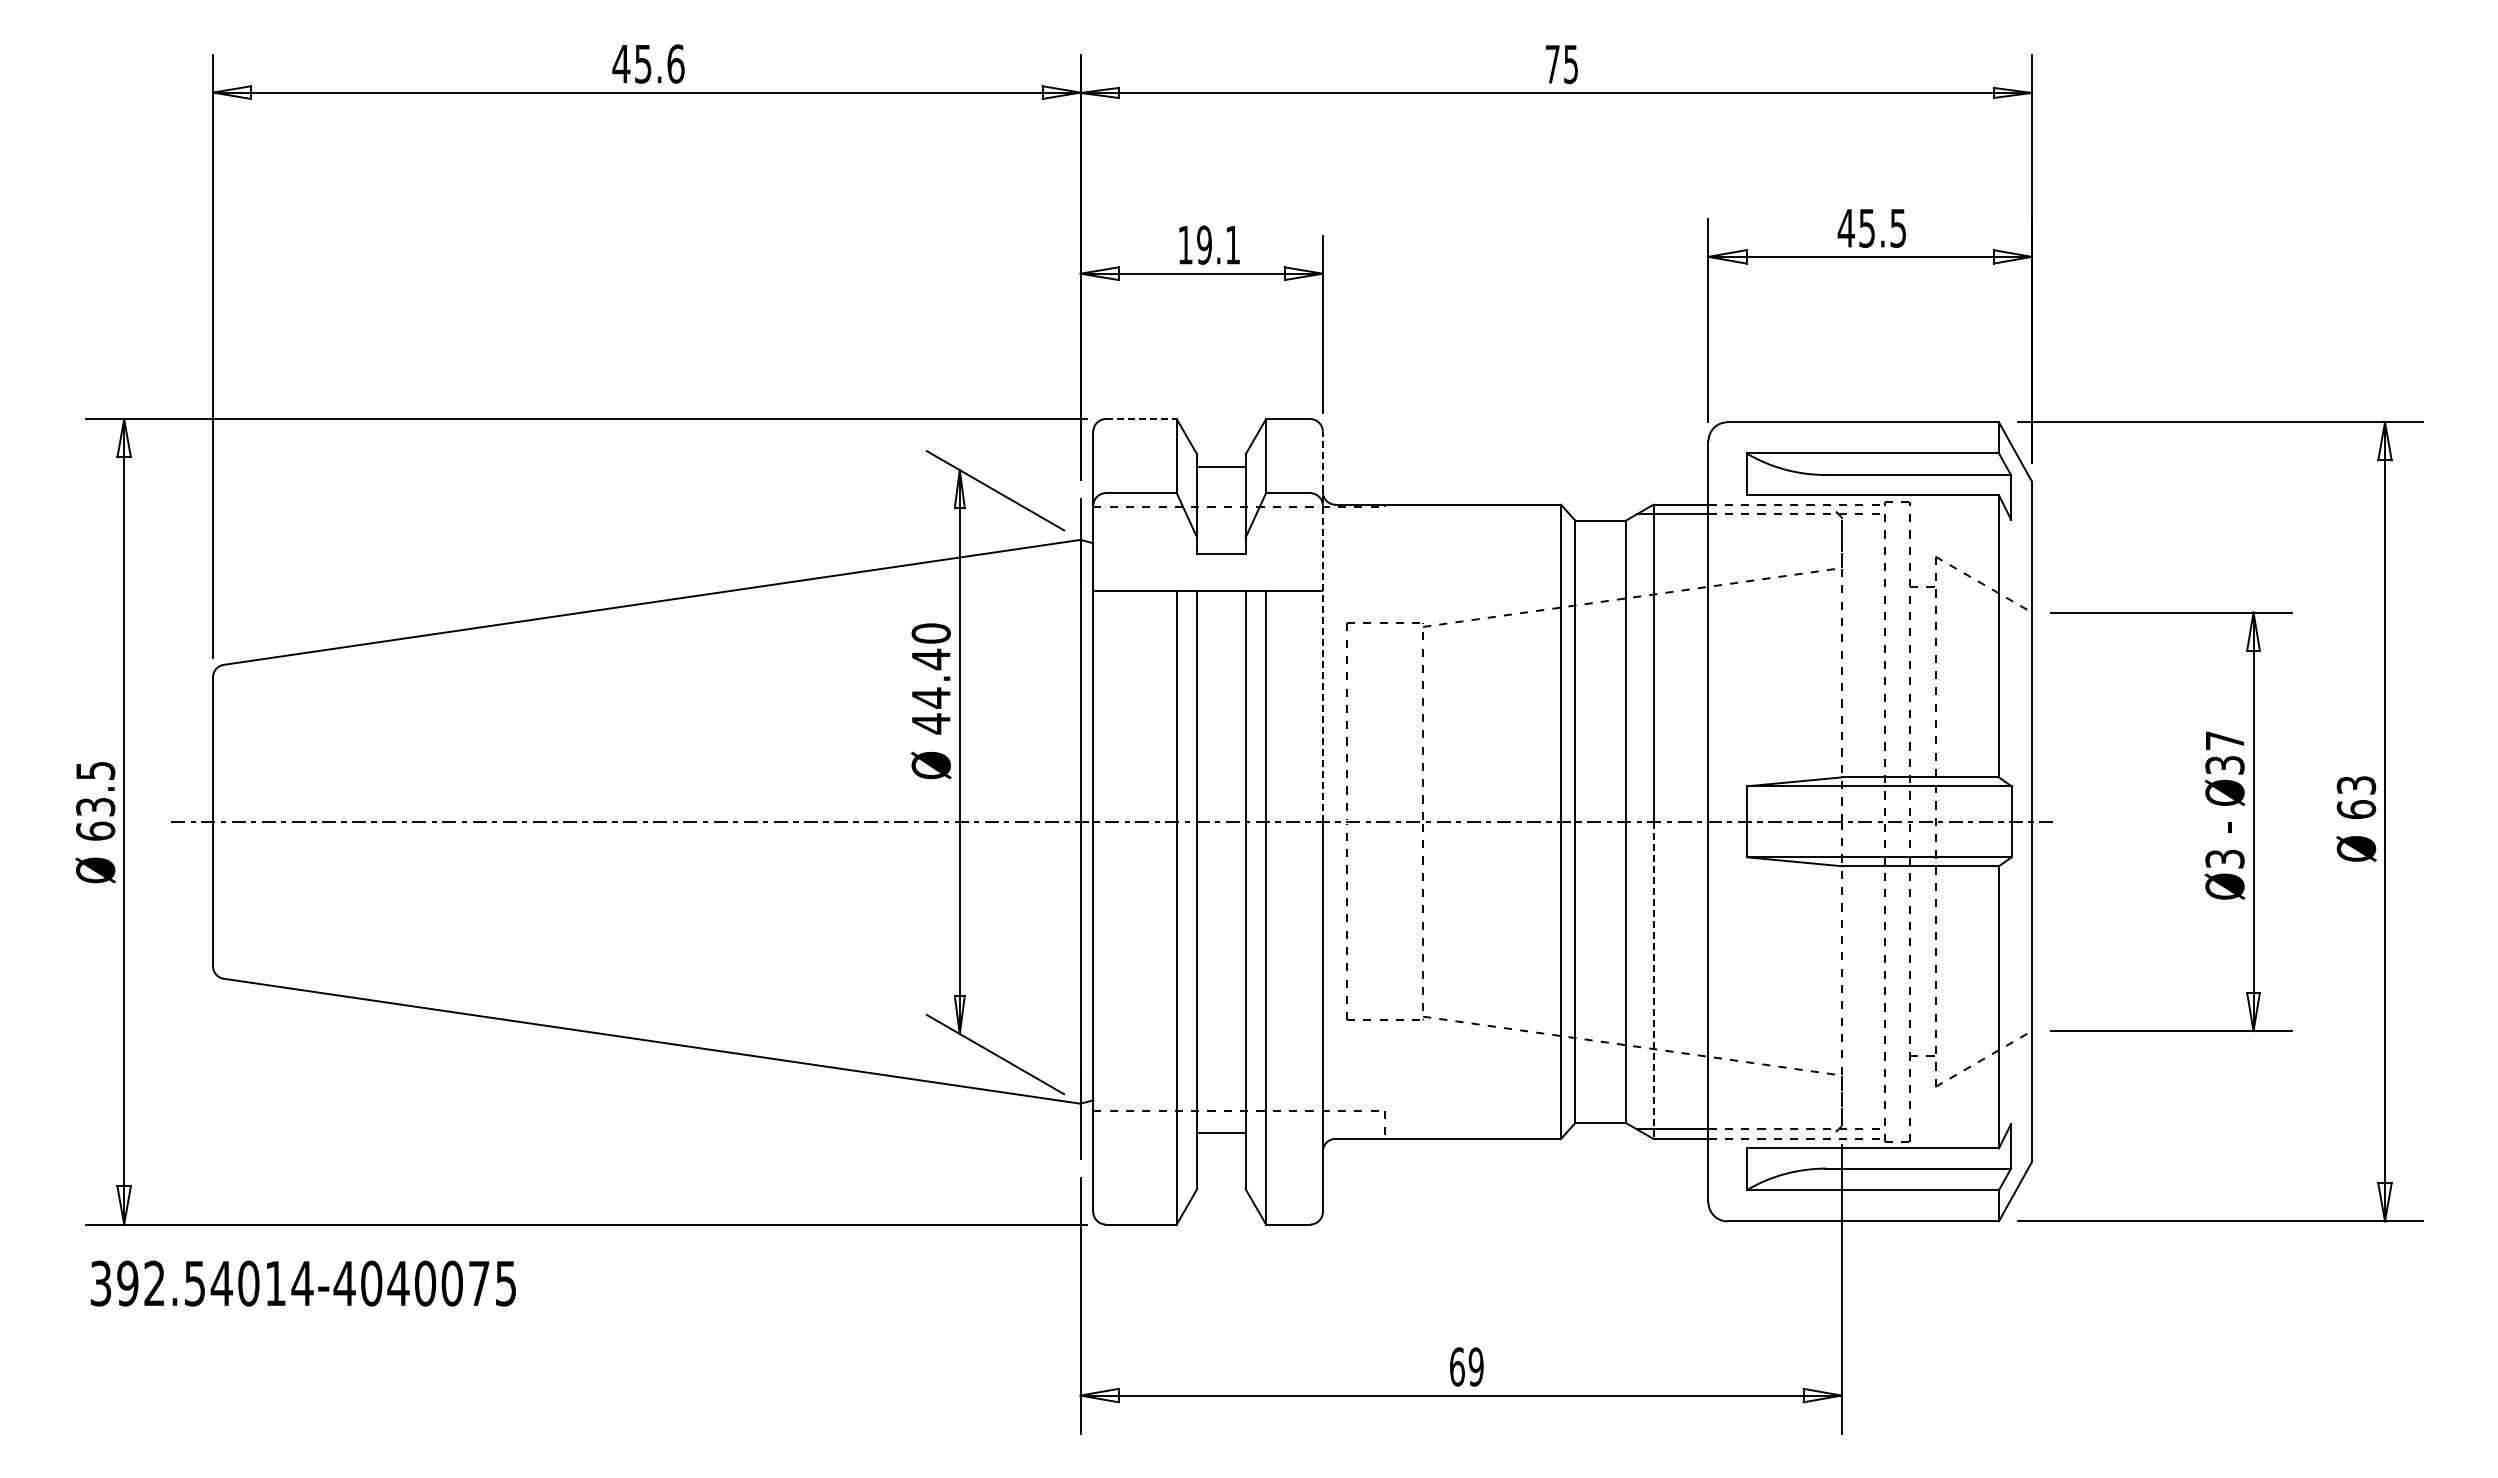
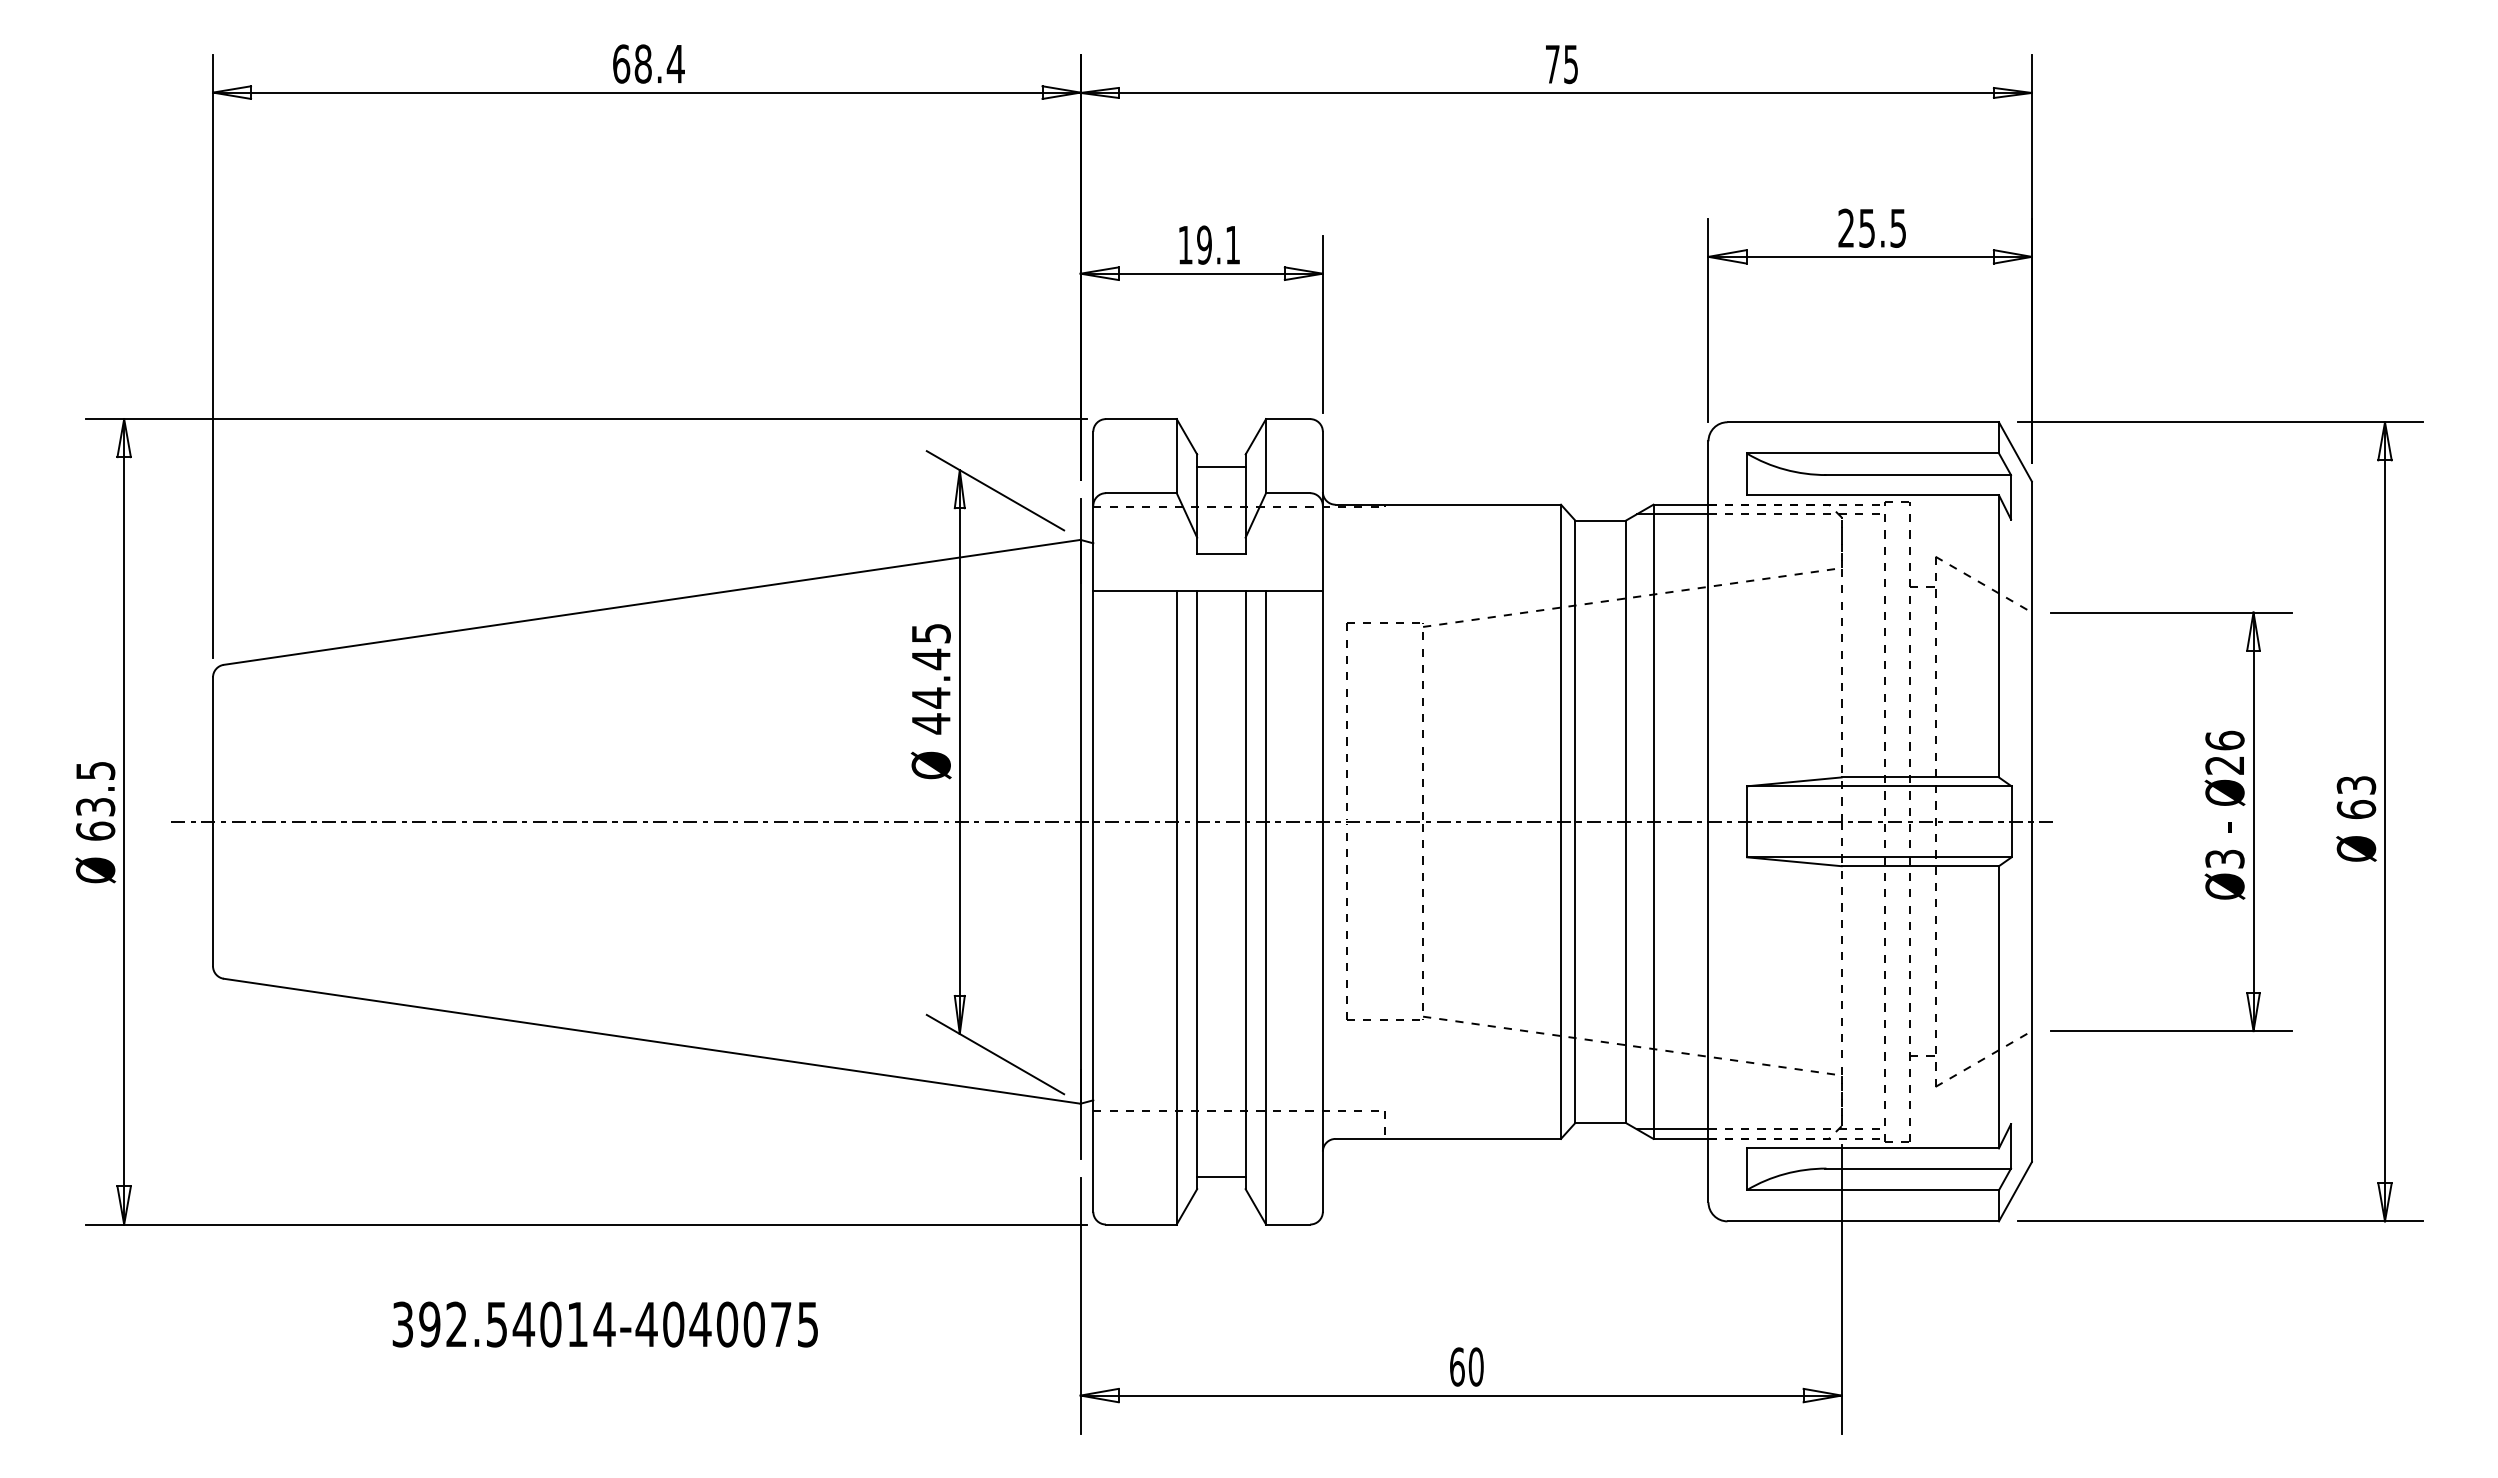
text: 45.6 -> 68.4 (648, 63)
text: 45.5 -> 25.5 (1845, 227)
line: dashed -> solid (1141, 419)
line: dashed -> solid (1322, 626)
text: 44.40 -> 44.45 (930, 633)
text: Ø37 -> Ø26 (2224, 752)
line: dashed -> solid (1653, 980)
line position: (1221, 1132) -> (1221, 1176) (1221, 1176)
text position: (302, 1283) -> (604, 1324) (604, 1324)
text: 69 -> 60 (1475, 1366)
